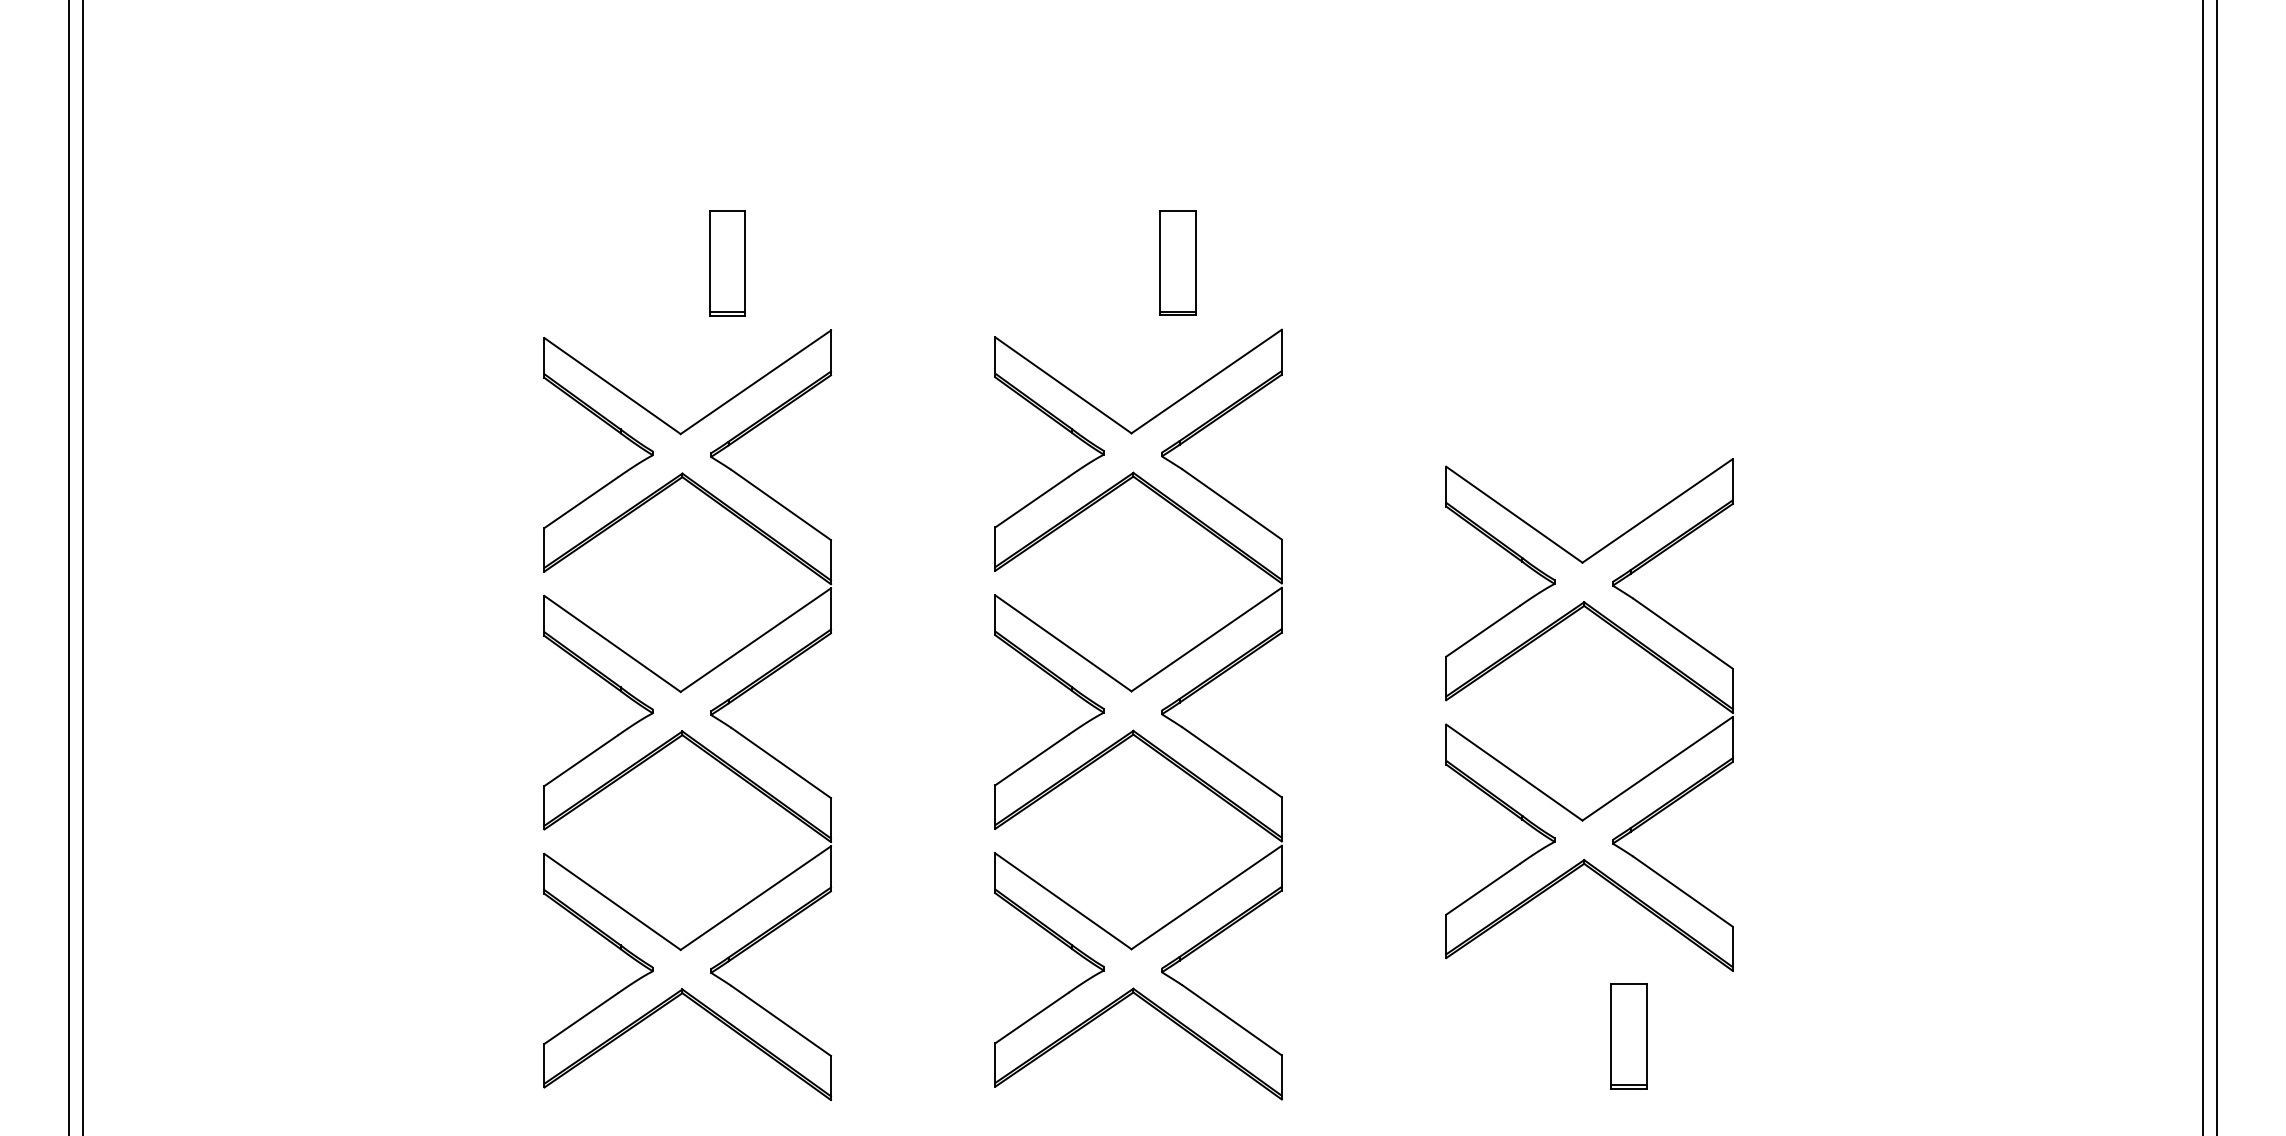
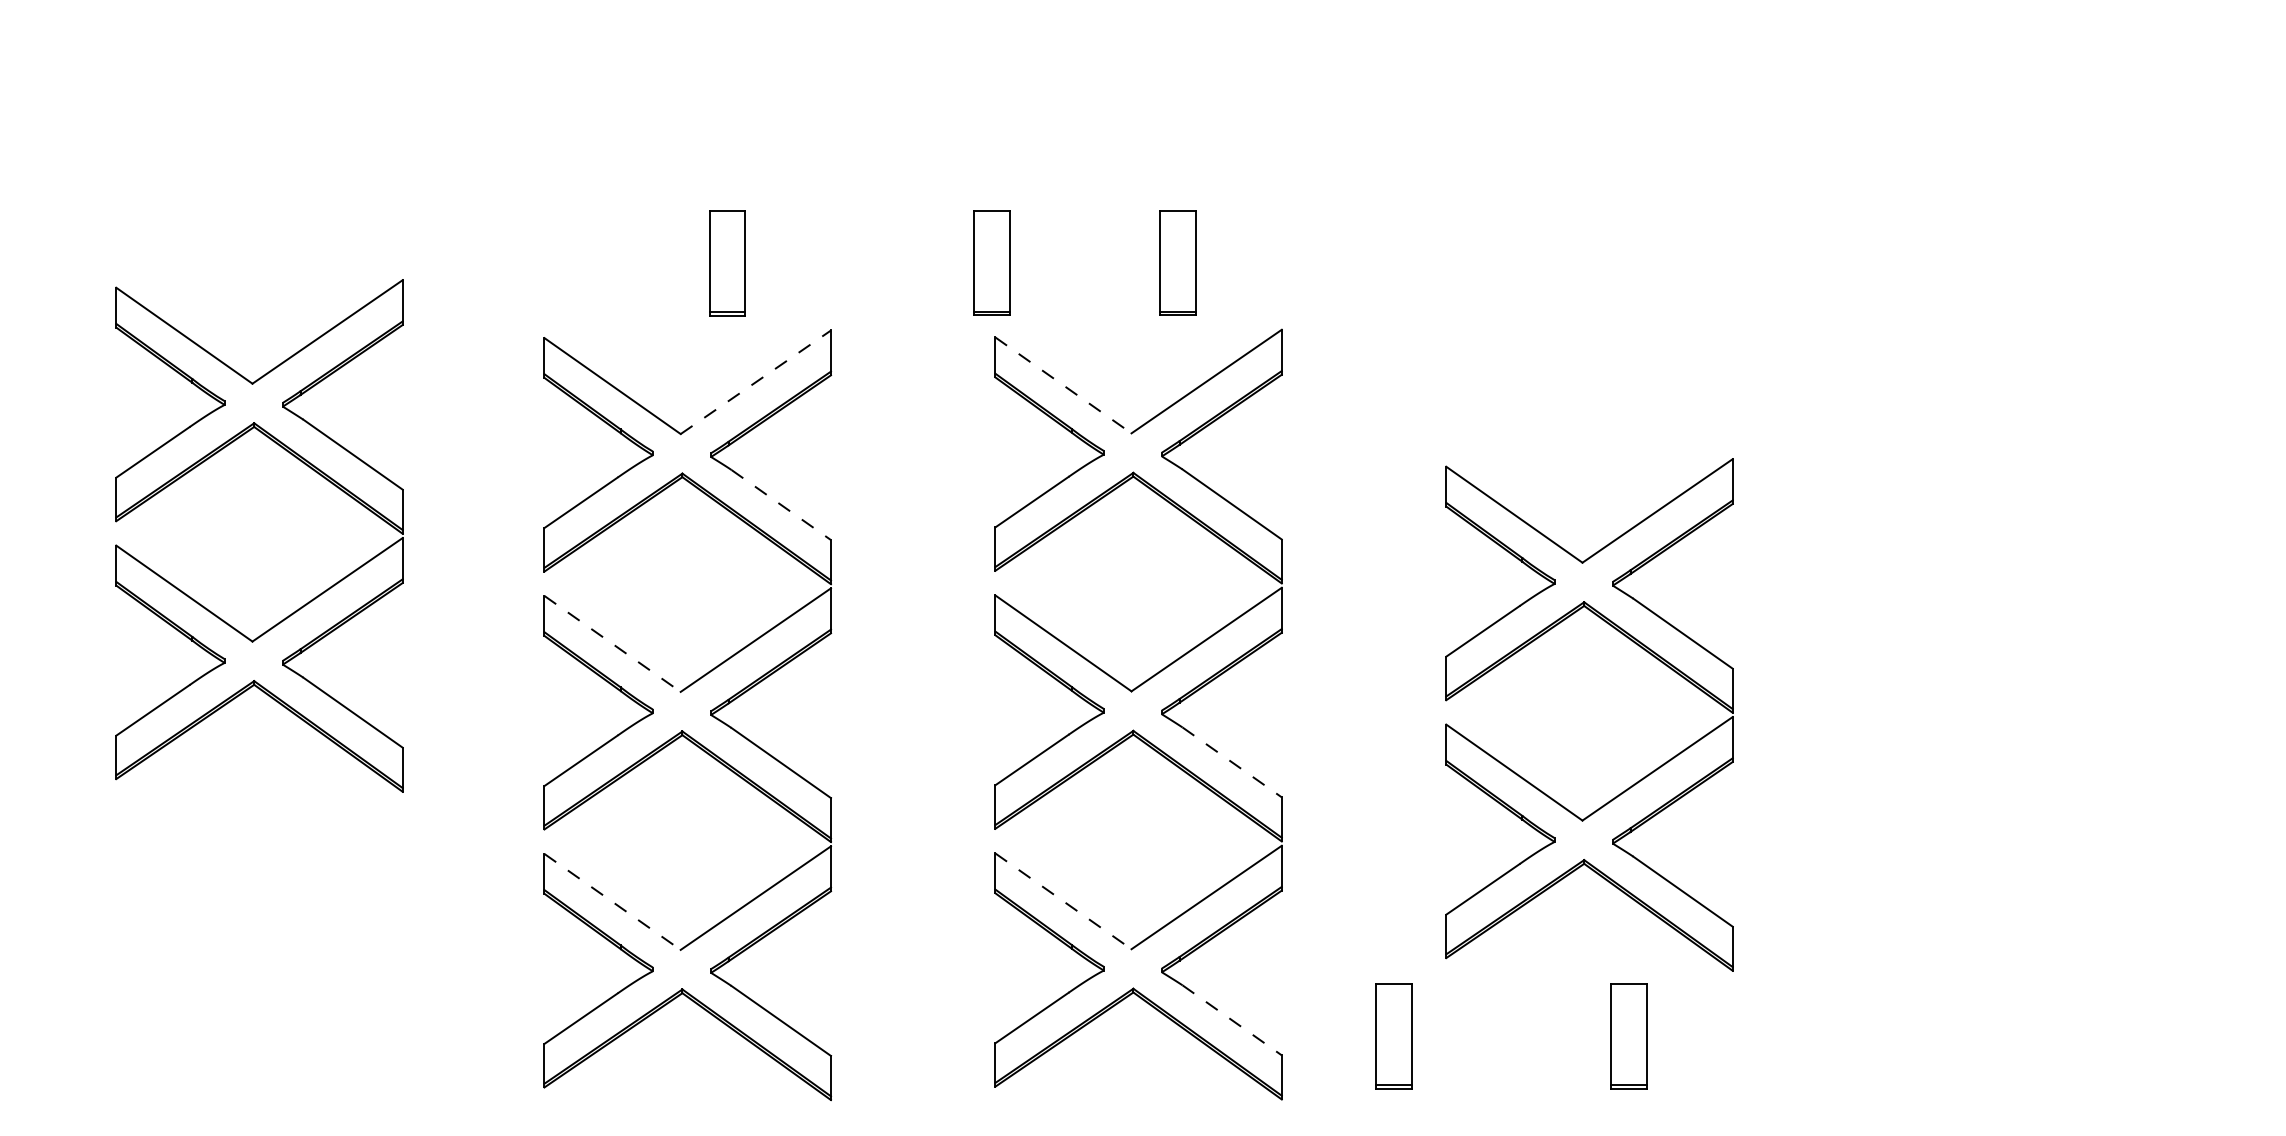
part: none -> present (991, 262)
line: solid -> dashed (756, 382)
line: solid -> dashed (1063, 385)
line: solid -> dashed (781, 505)
line: present -> none (68, 567)
line: present -> none (82, 567)
line: present -> none (2203, 567)
line: present -> none (2217, 567)
part: none -> present (305, 603)
line: solid -> dashed (613, 644)
line: solid -> dashed (1232, 762)
line: solid -> dashed (1063, 901)
line: solid -> dashed (613, 902)
line: solid -> dashed (1232, 1020)
part: none -> present (1393, 1036)
